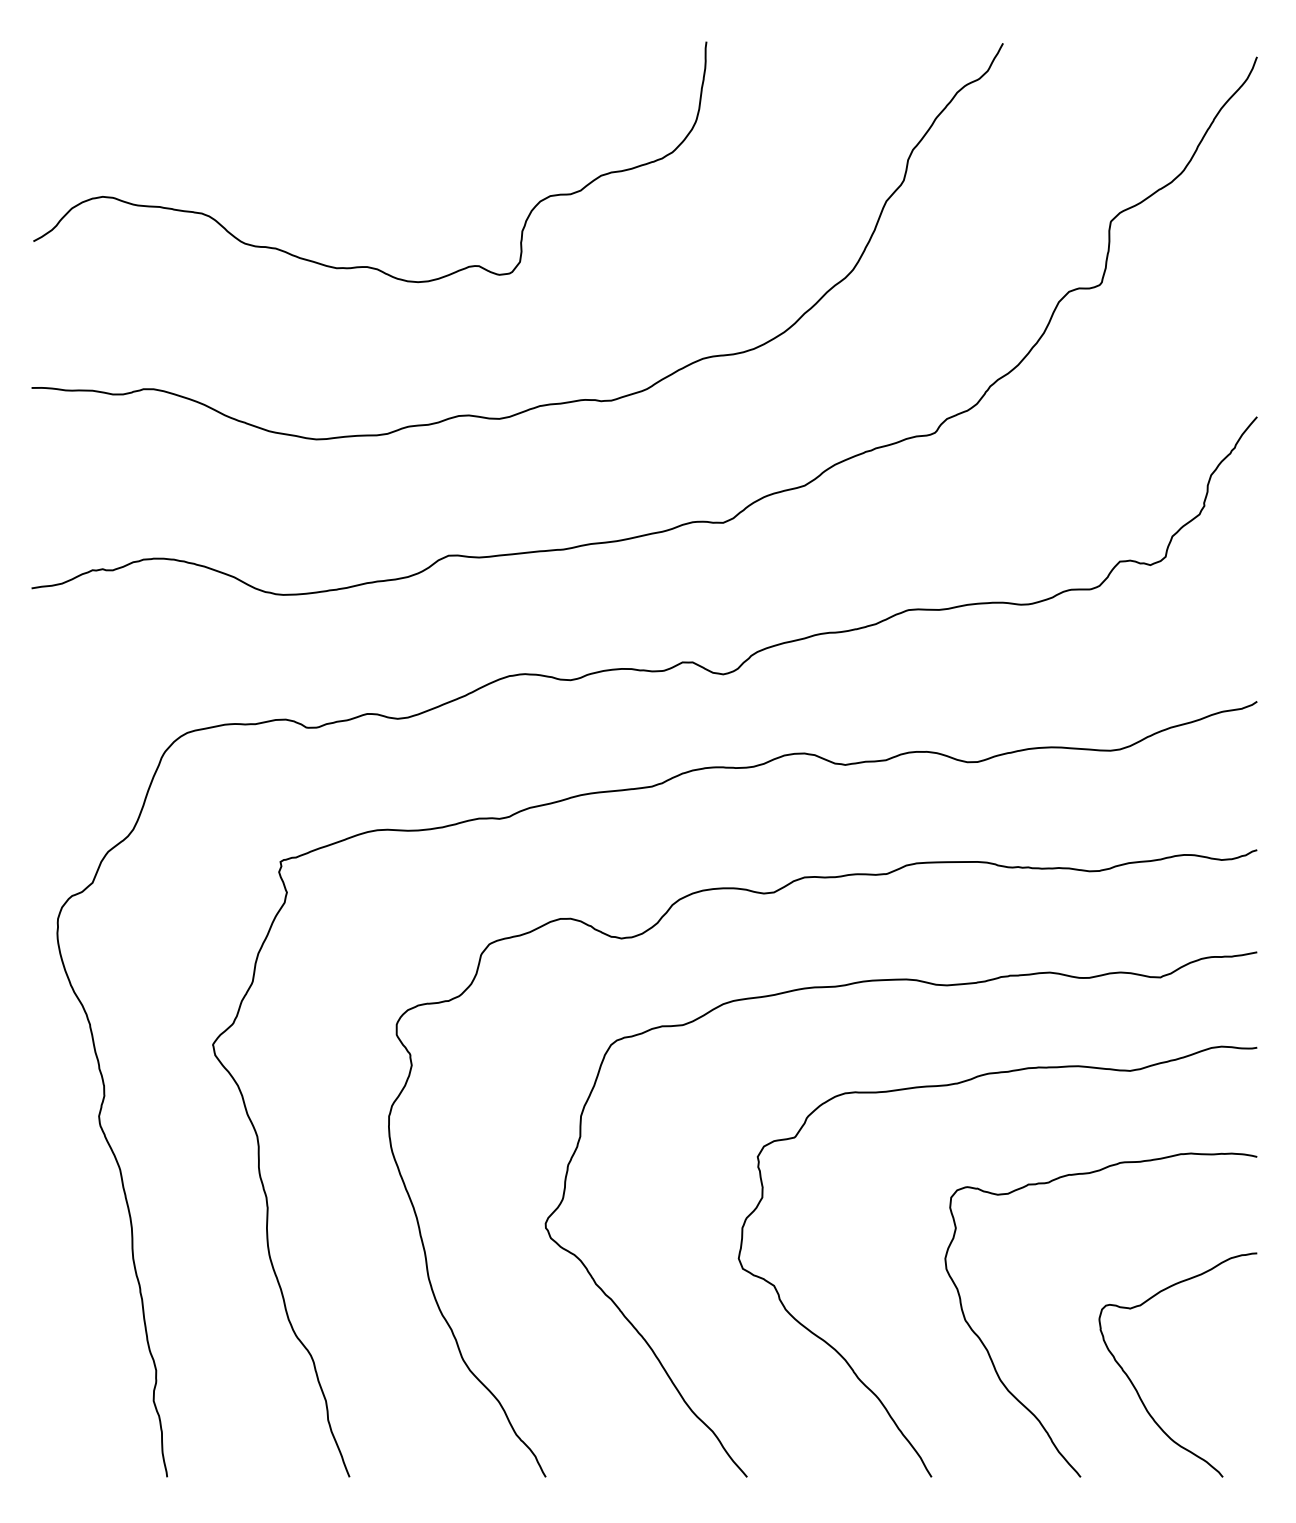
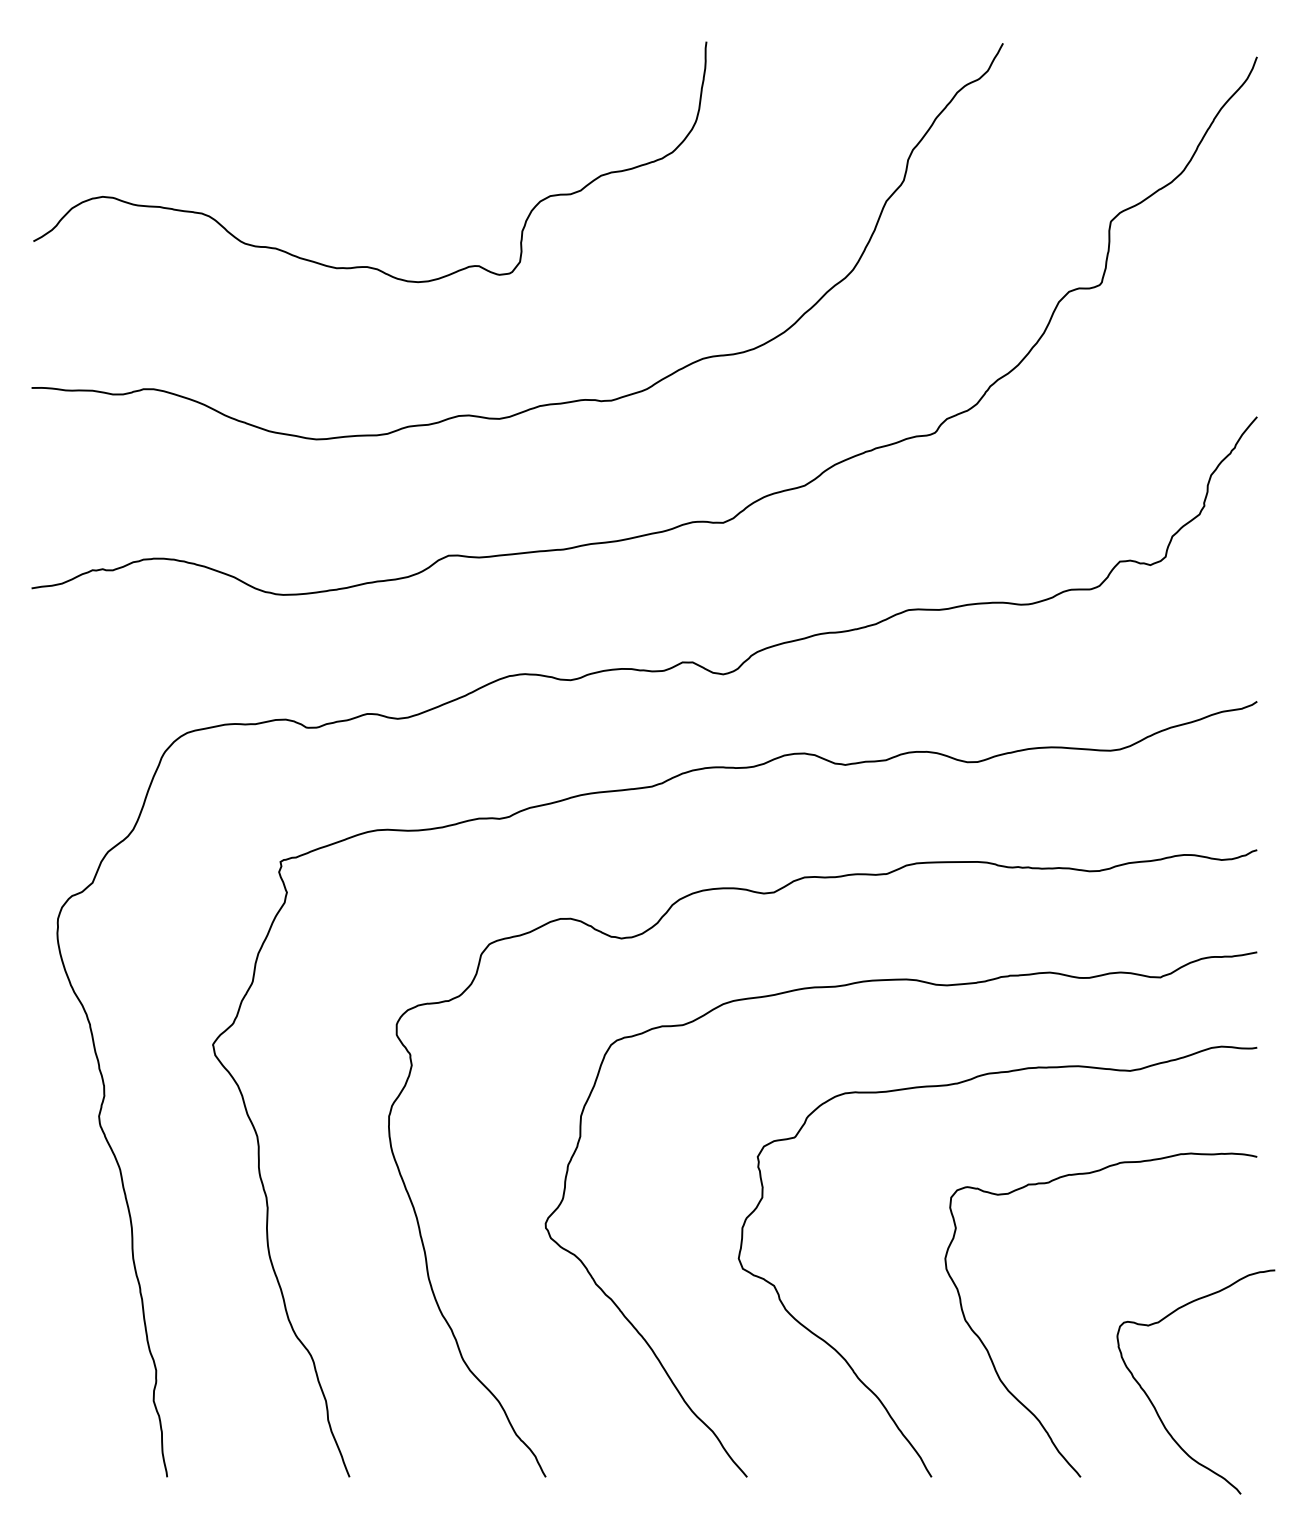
curve position: (1135, 1386) -> (1153, 1403) (1153, 1403)
